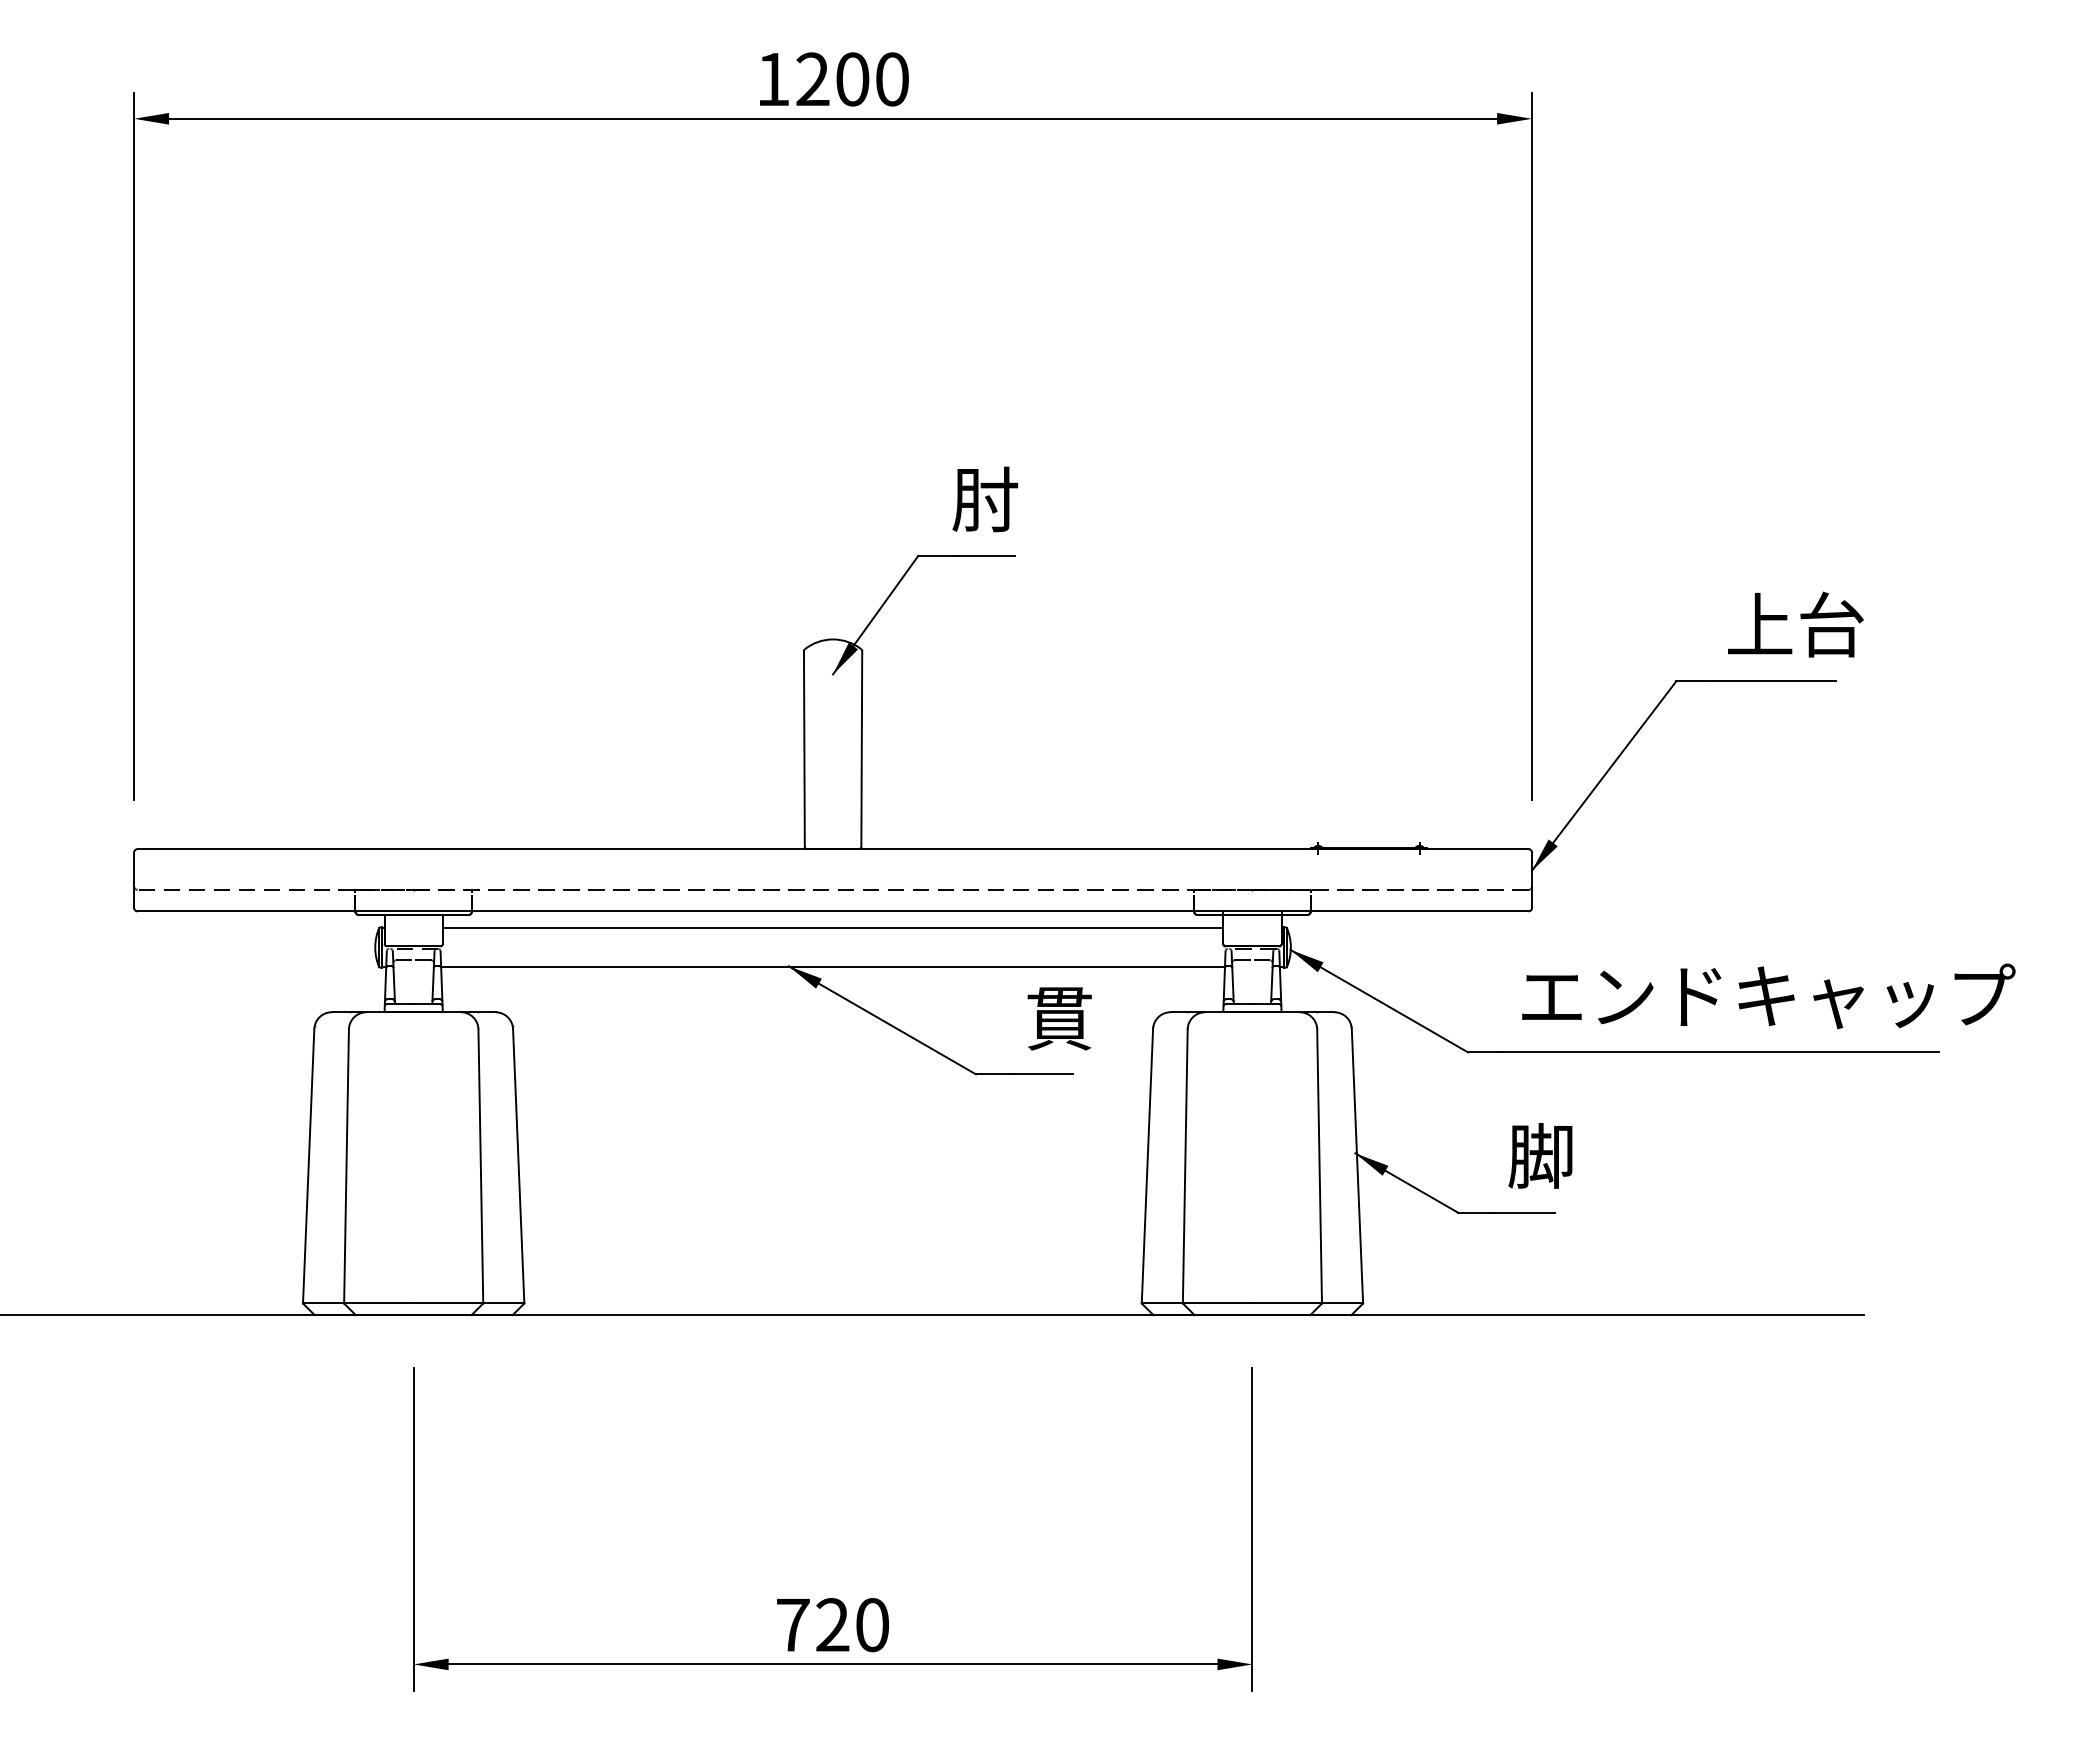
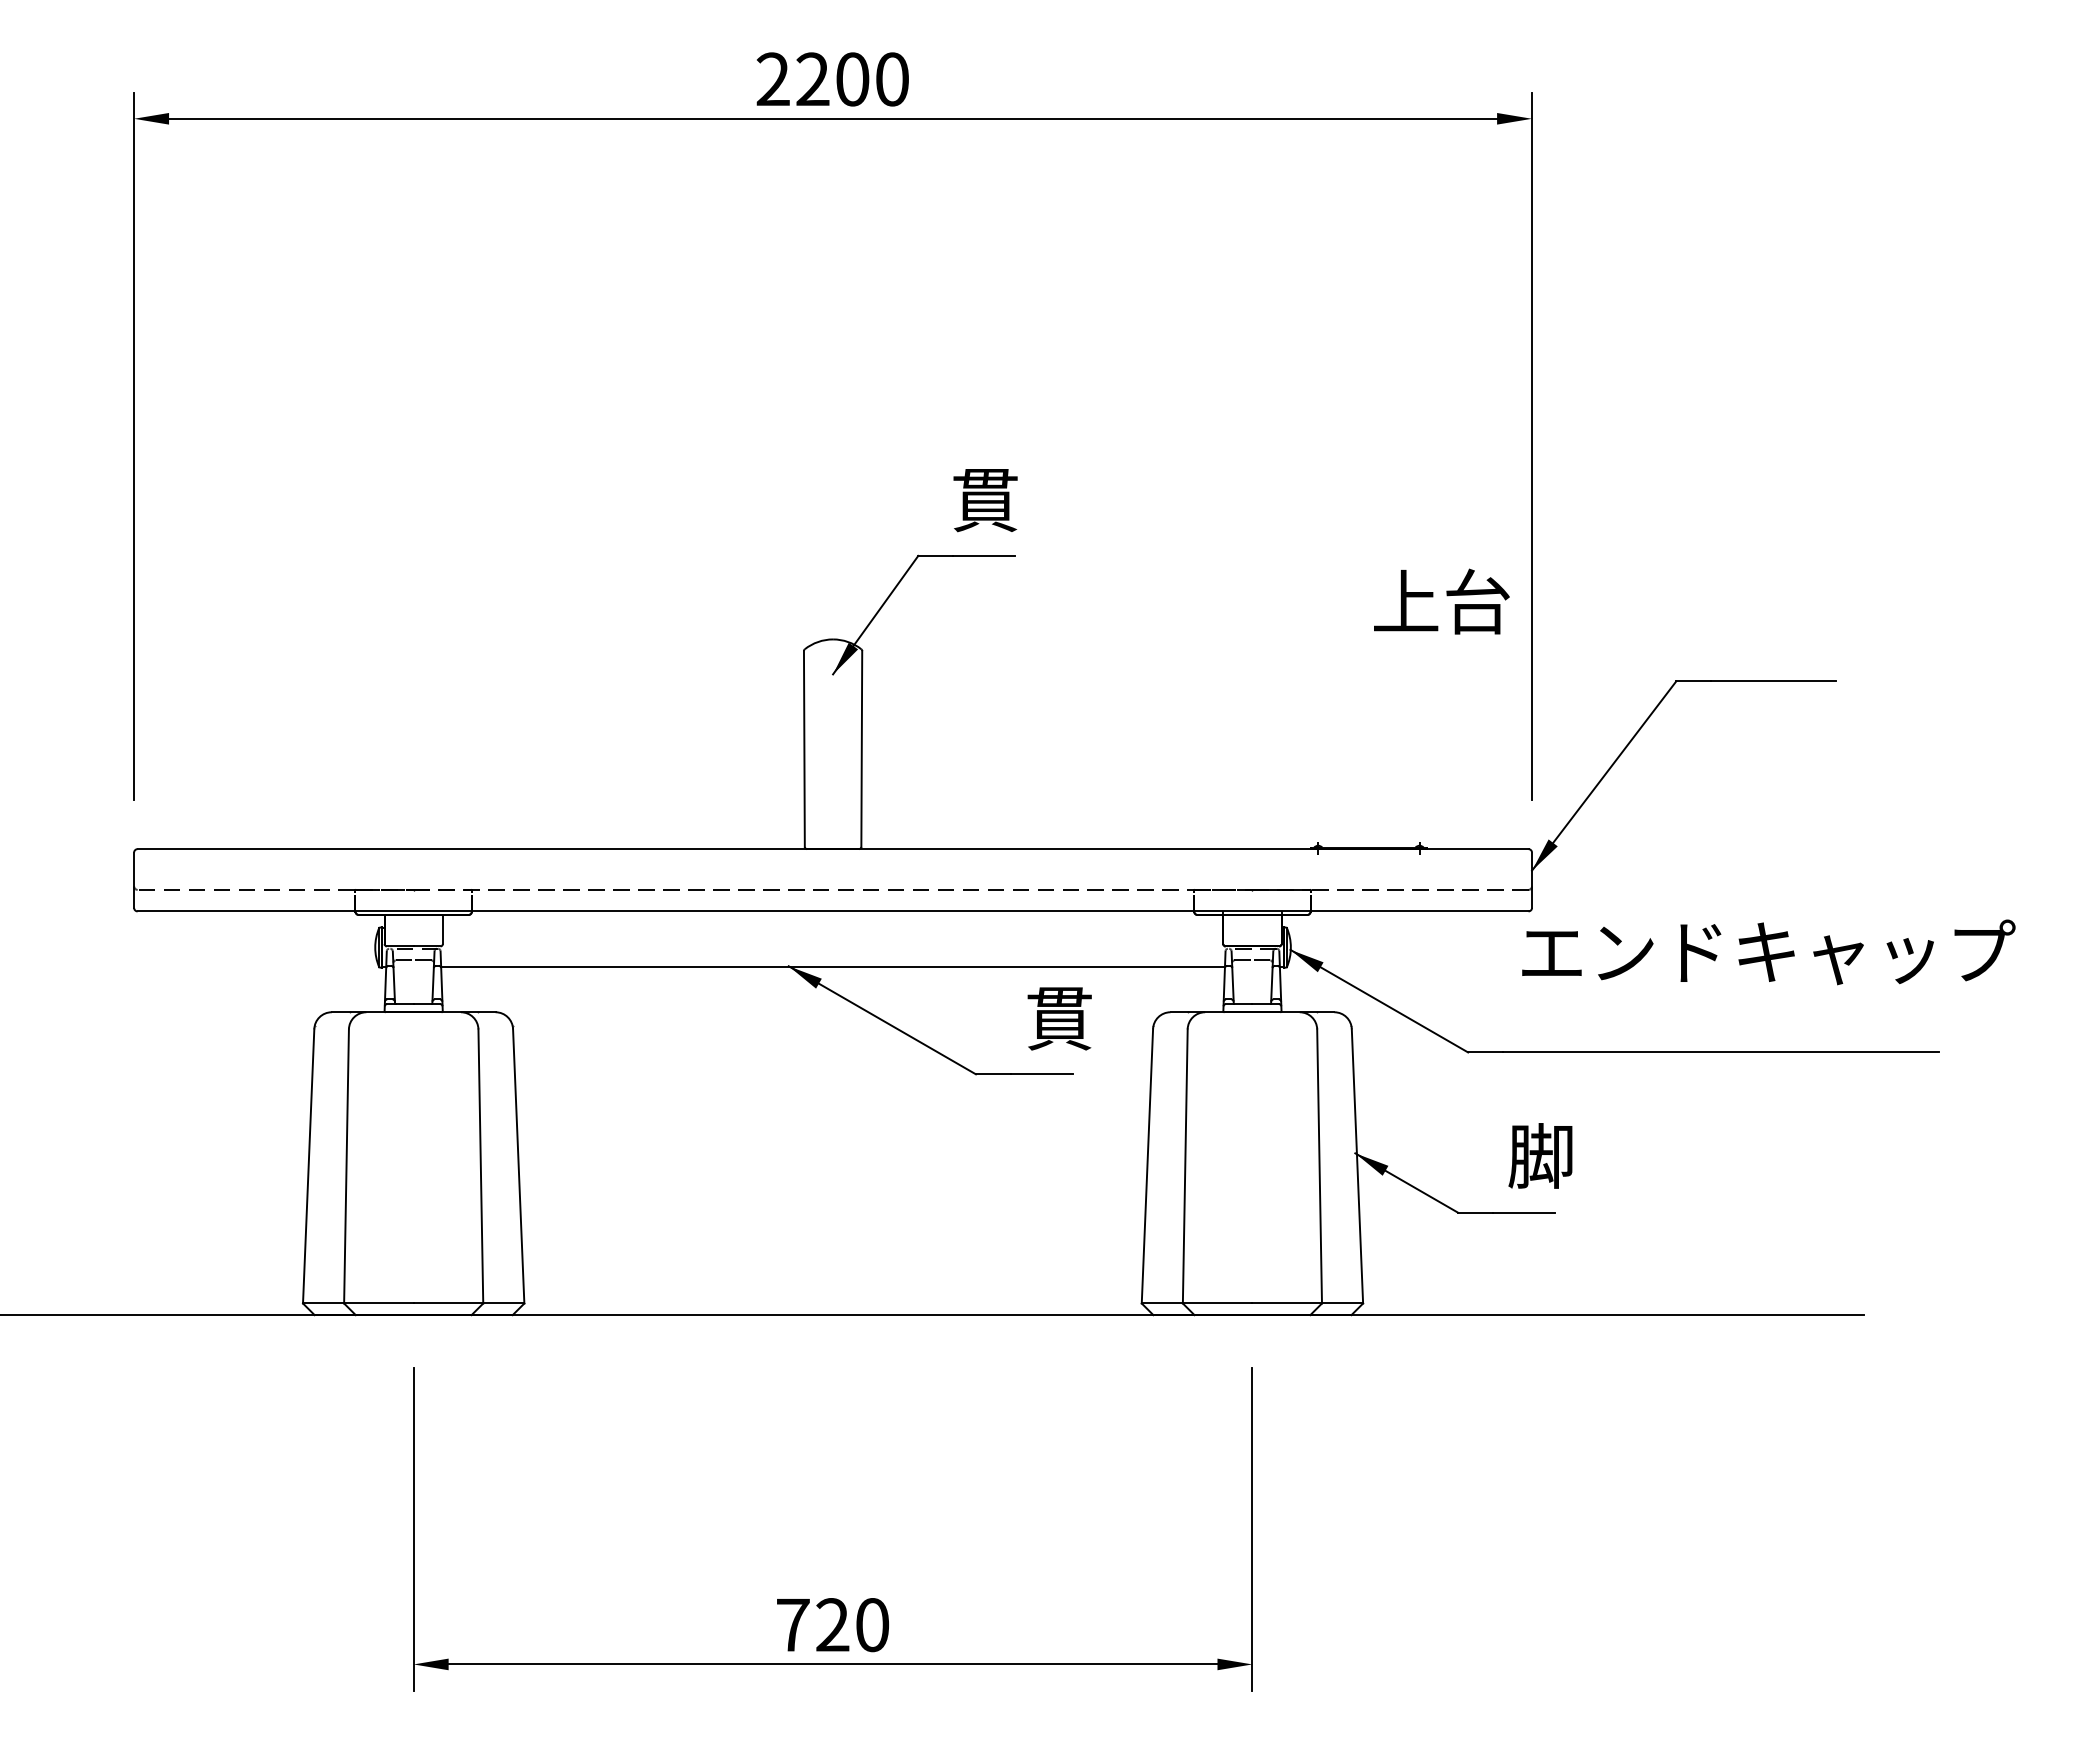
text: 1200 -> 2200 (772, 78)
text: 肘 -> 貫 (985, 499)
text position: (1795, 624) -> (1441, 601) (1441, 601)
line: present -> none (832, 927)
text position: (1768, 996) -> (1768, 952) (1768, 952)
